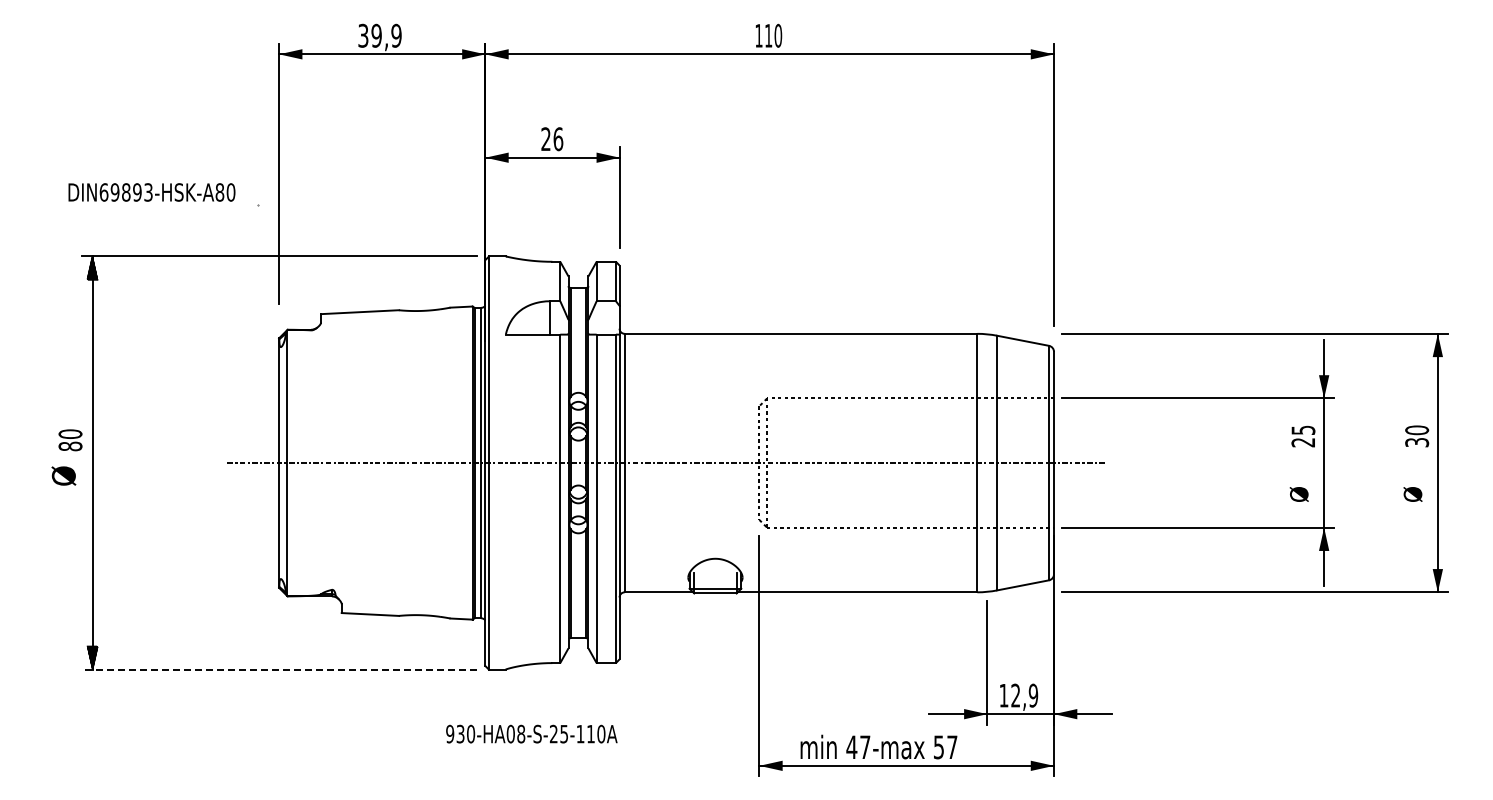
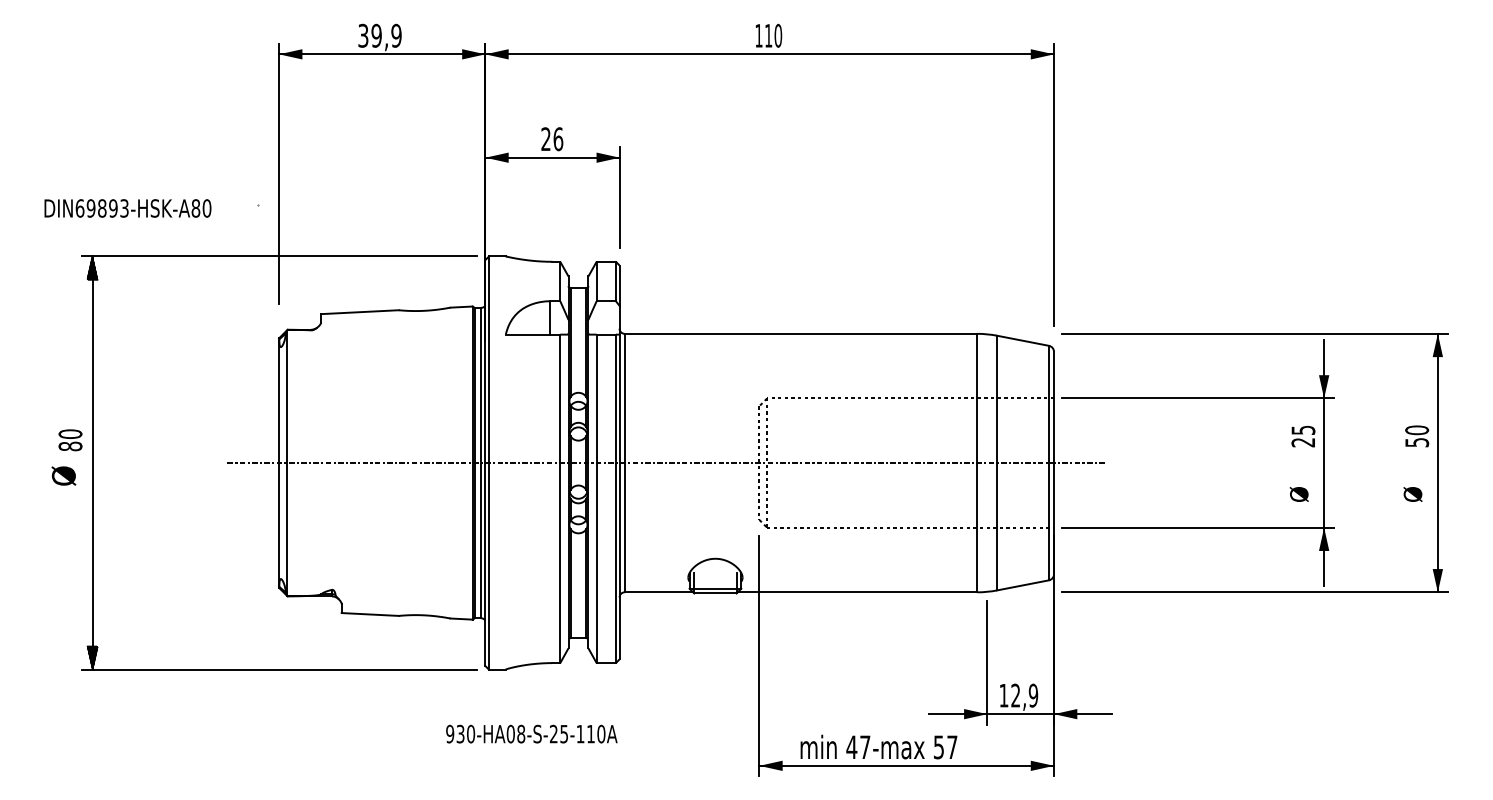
text position: (151, 192) -> (127, 208) (127, 208)
text: 30 -> 50 (1416, 442)
line: dashed -> solid (279, 669)
